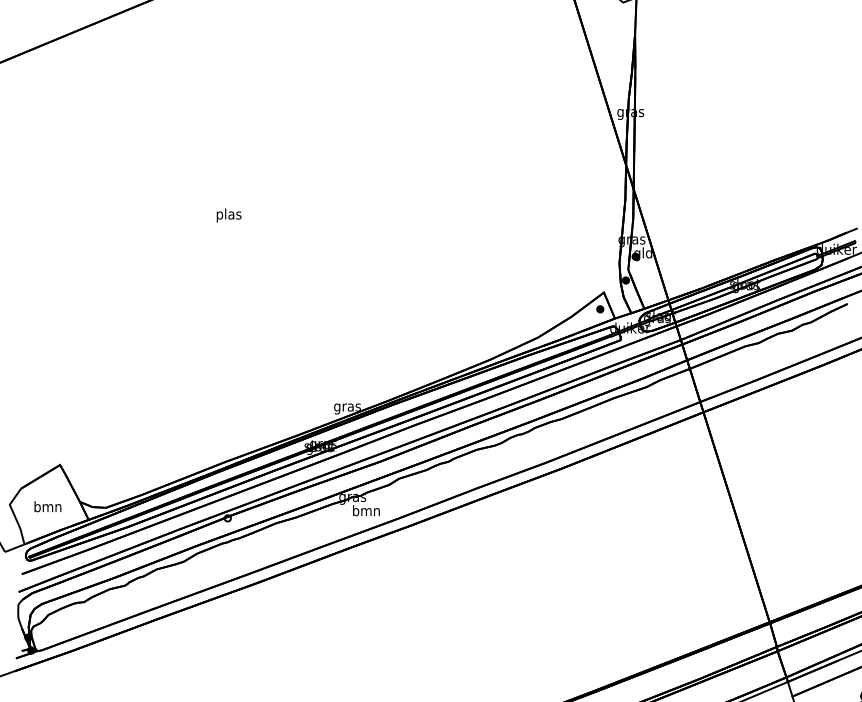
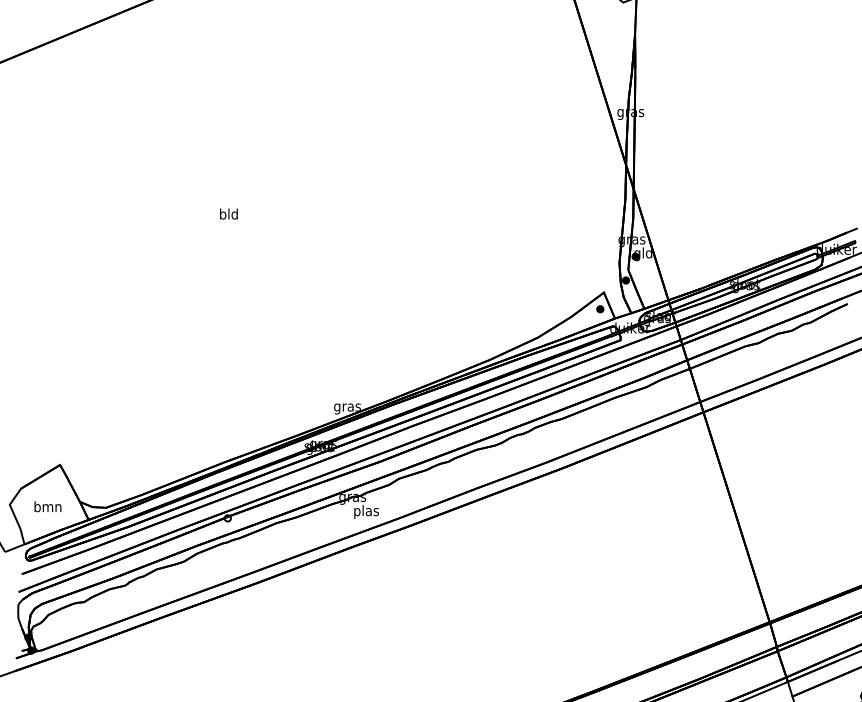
text: plas -> bld (228, 215)
text: bmn -> plas (366, 511)
